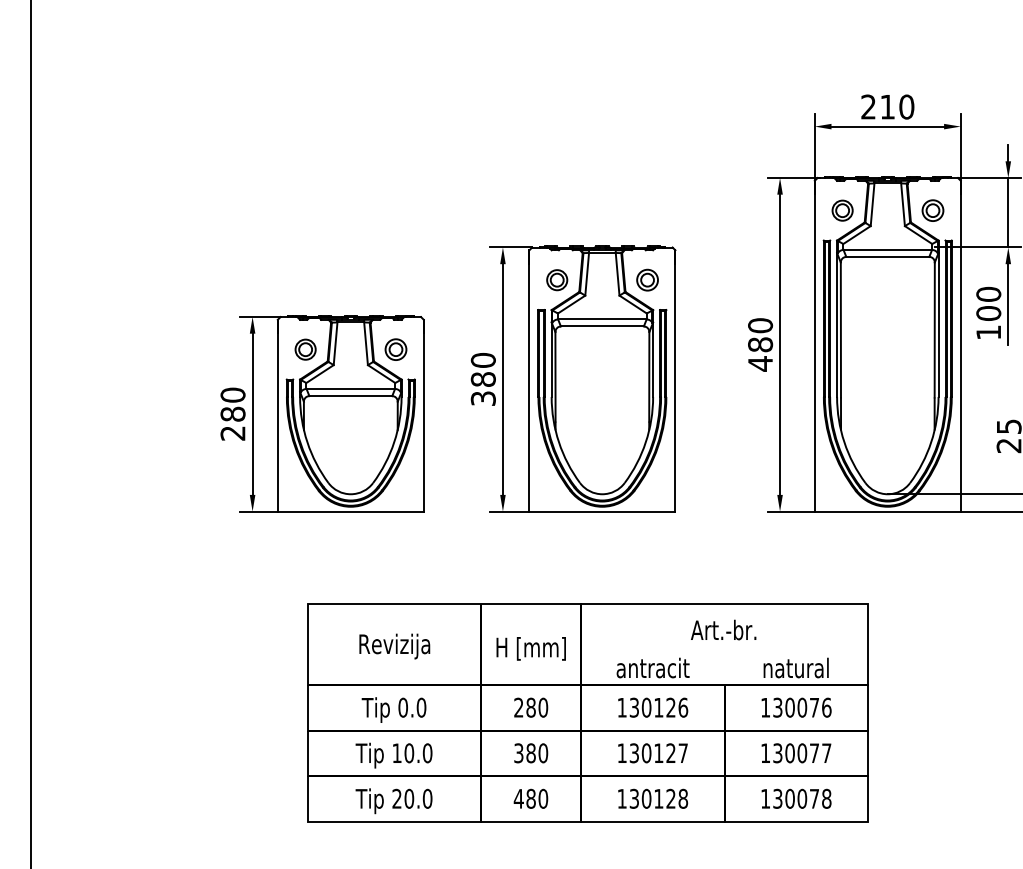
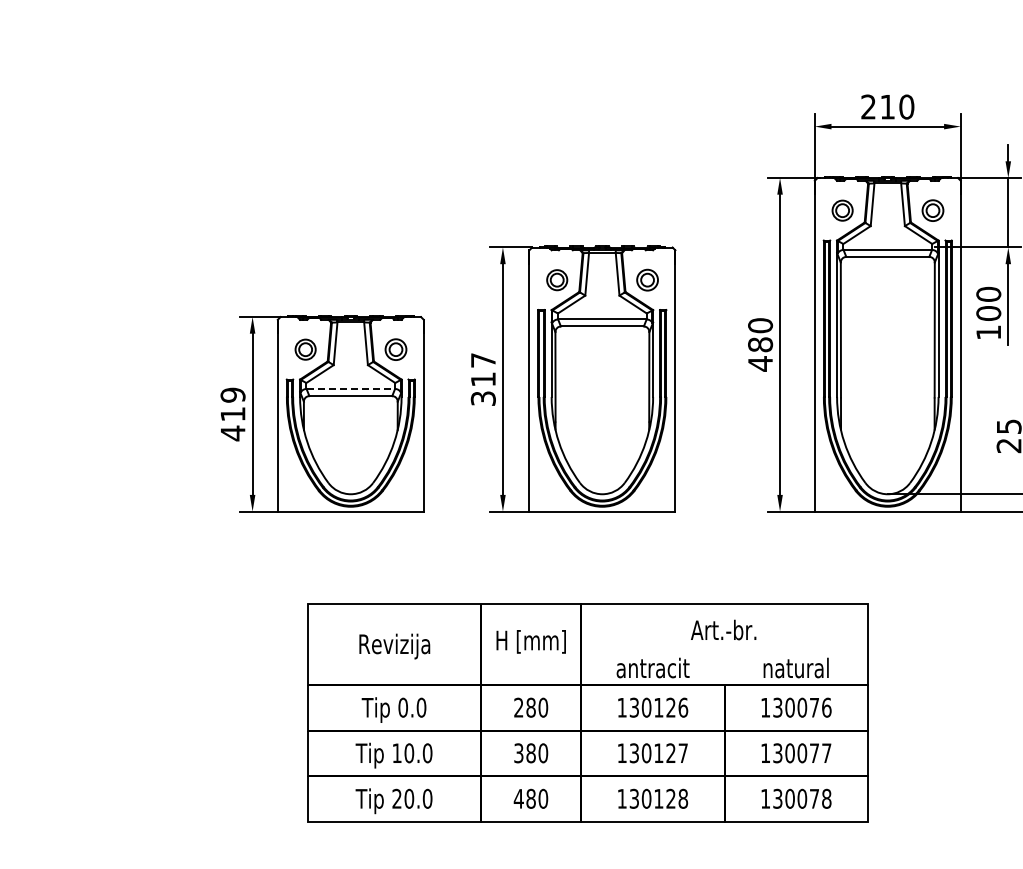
text: 380 -> 317 (482, 369)
line: solid -> dashed (351, 388)
text: 280 -> 419 (232, 414)
line: present -> none (30, 433)
text position: (530, 648) -> (530, 641) (530, 641)
